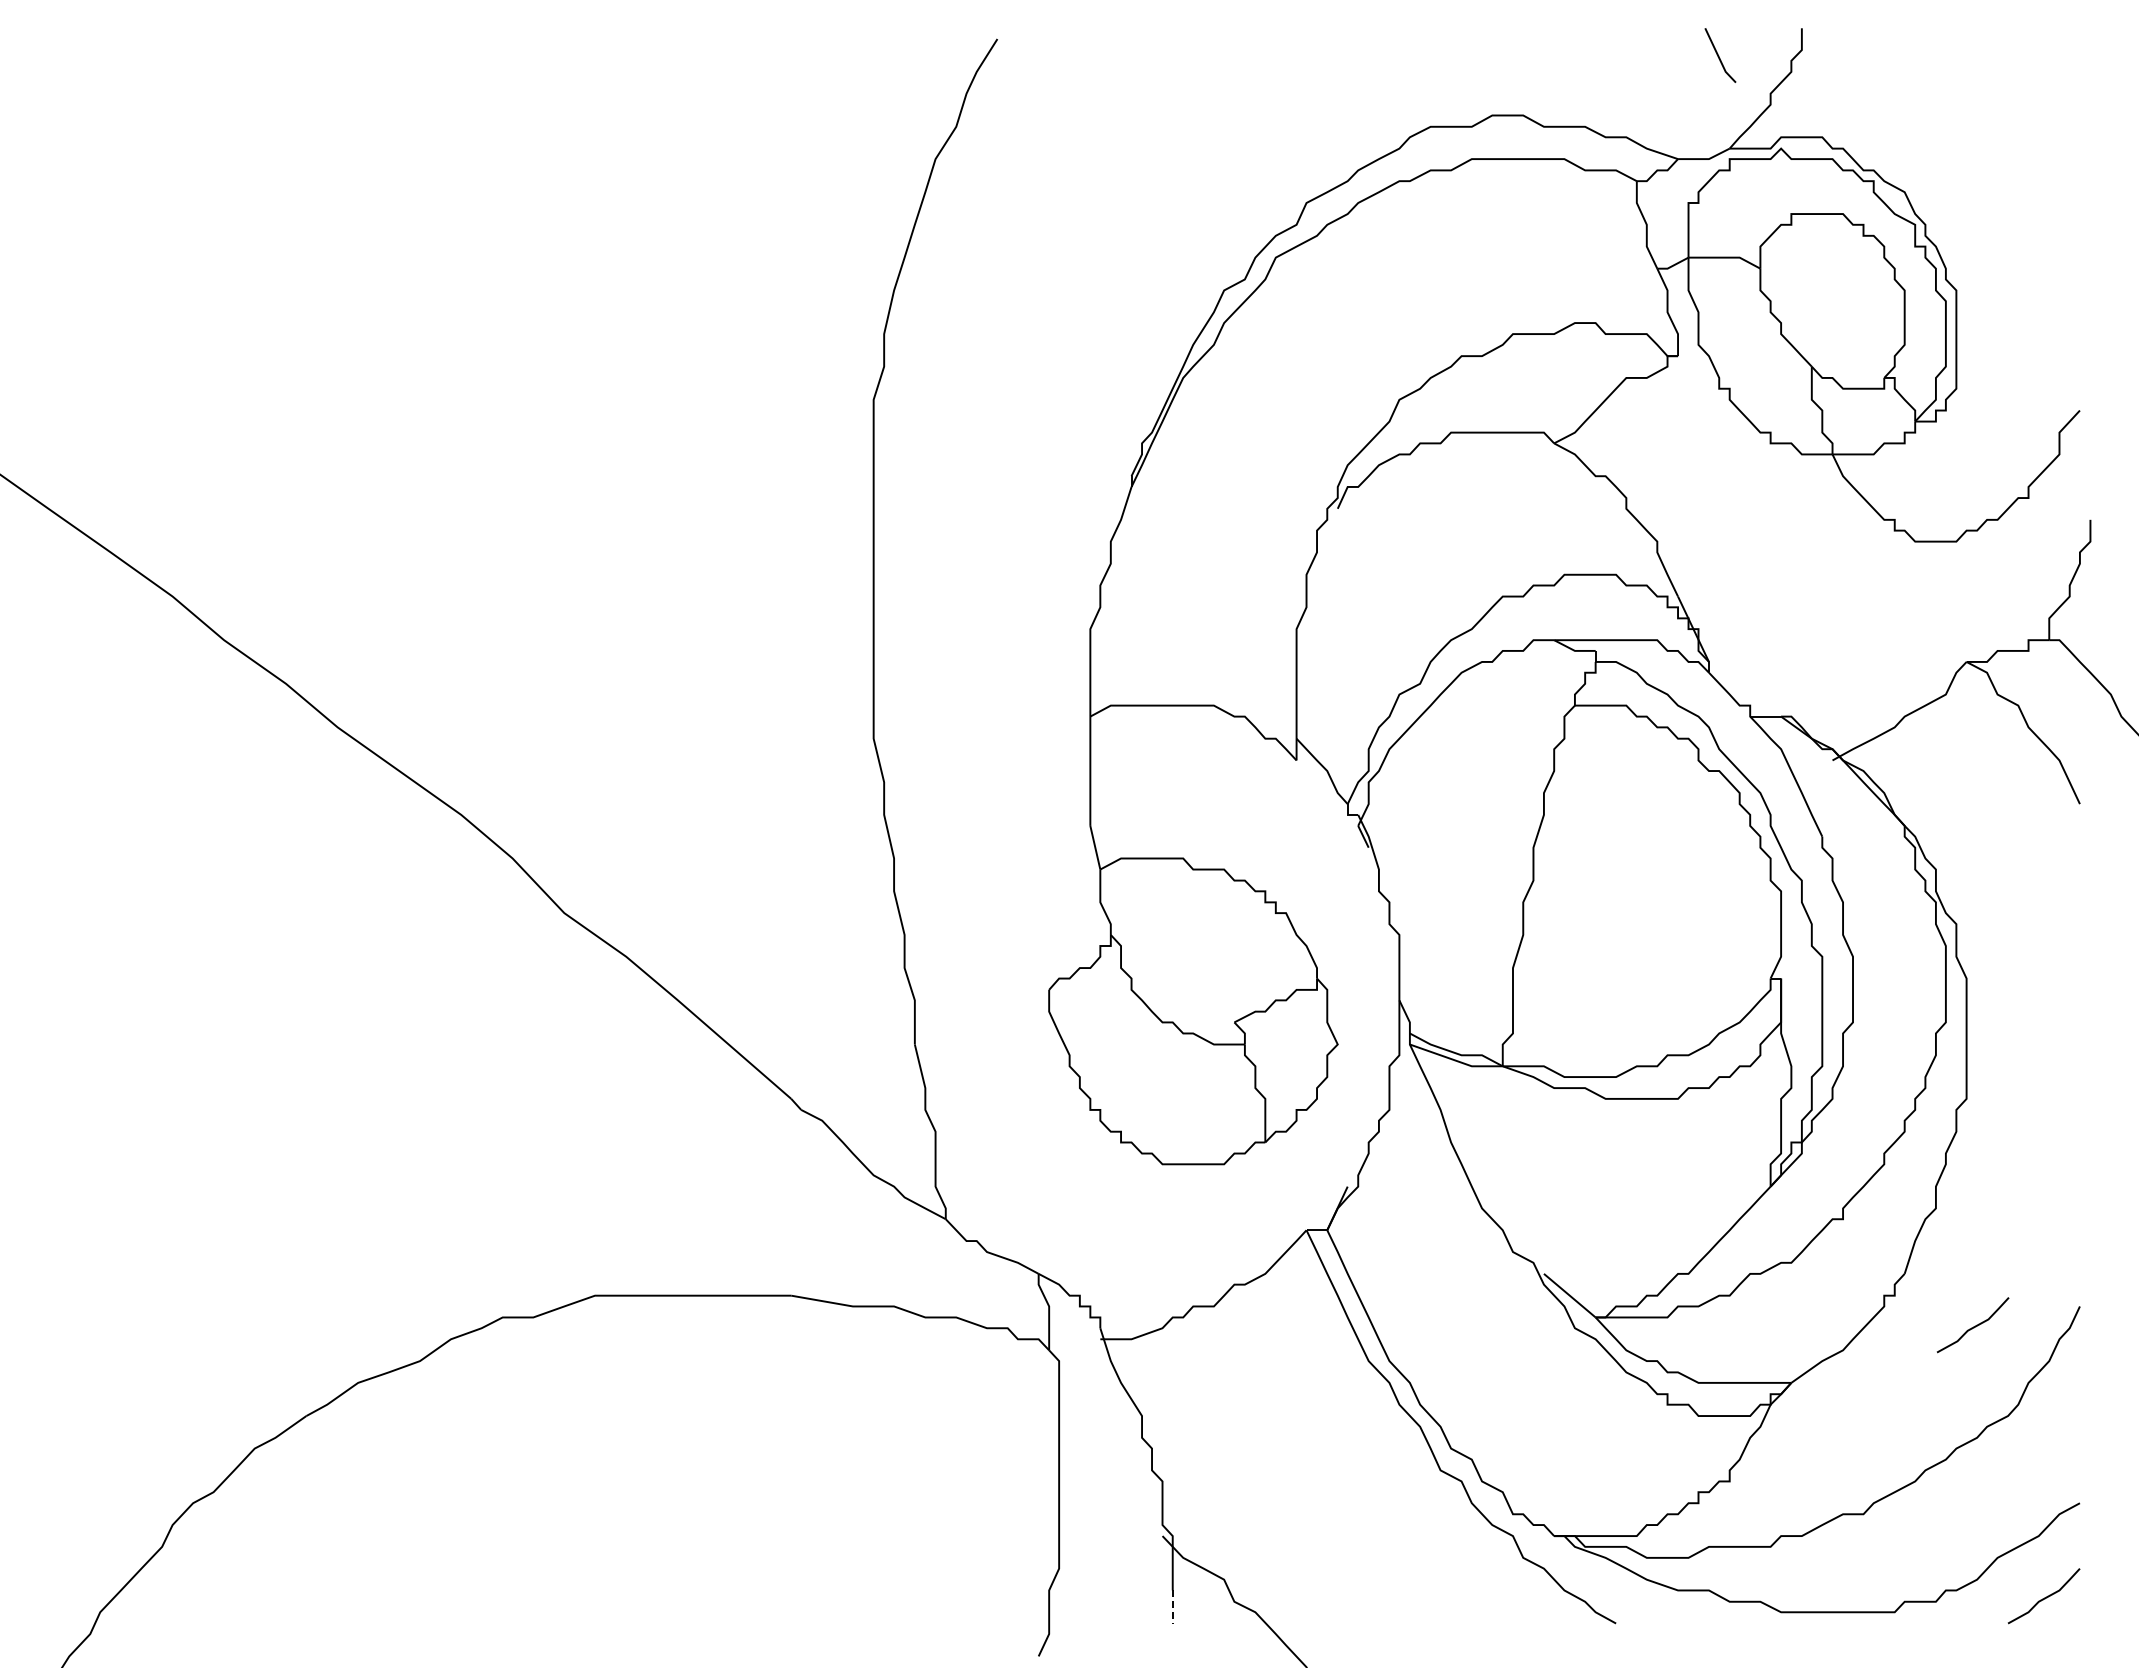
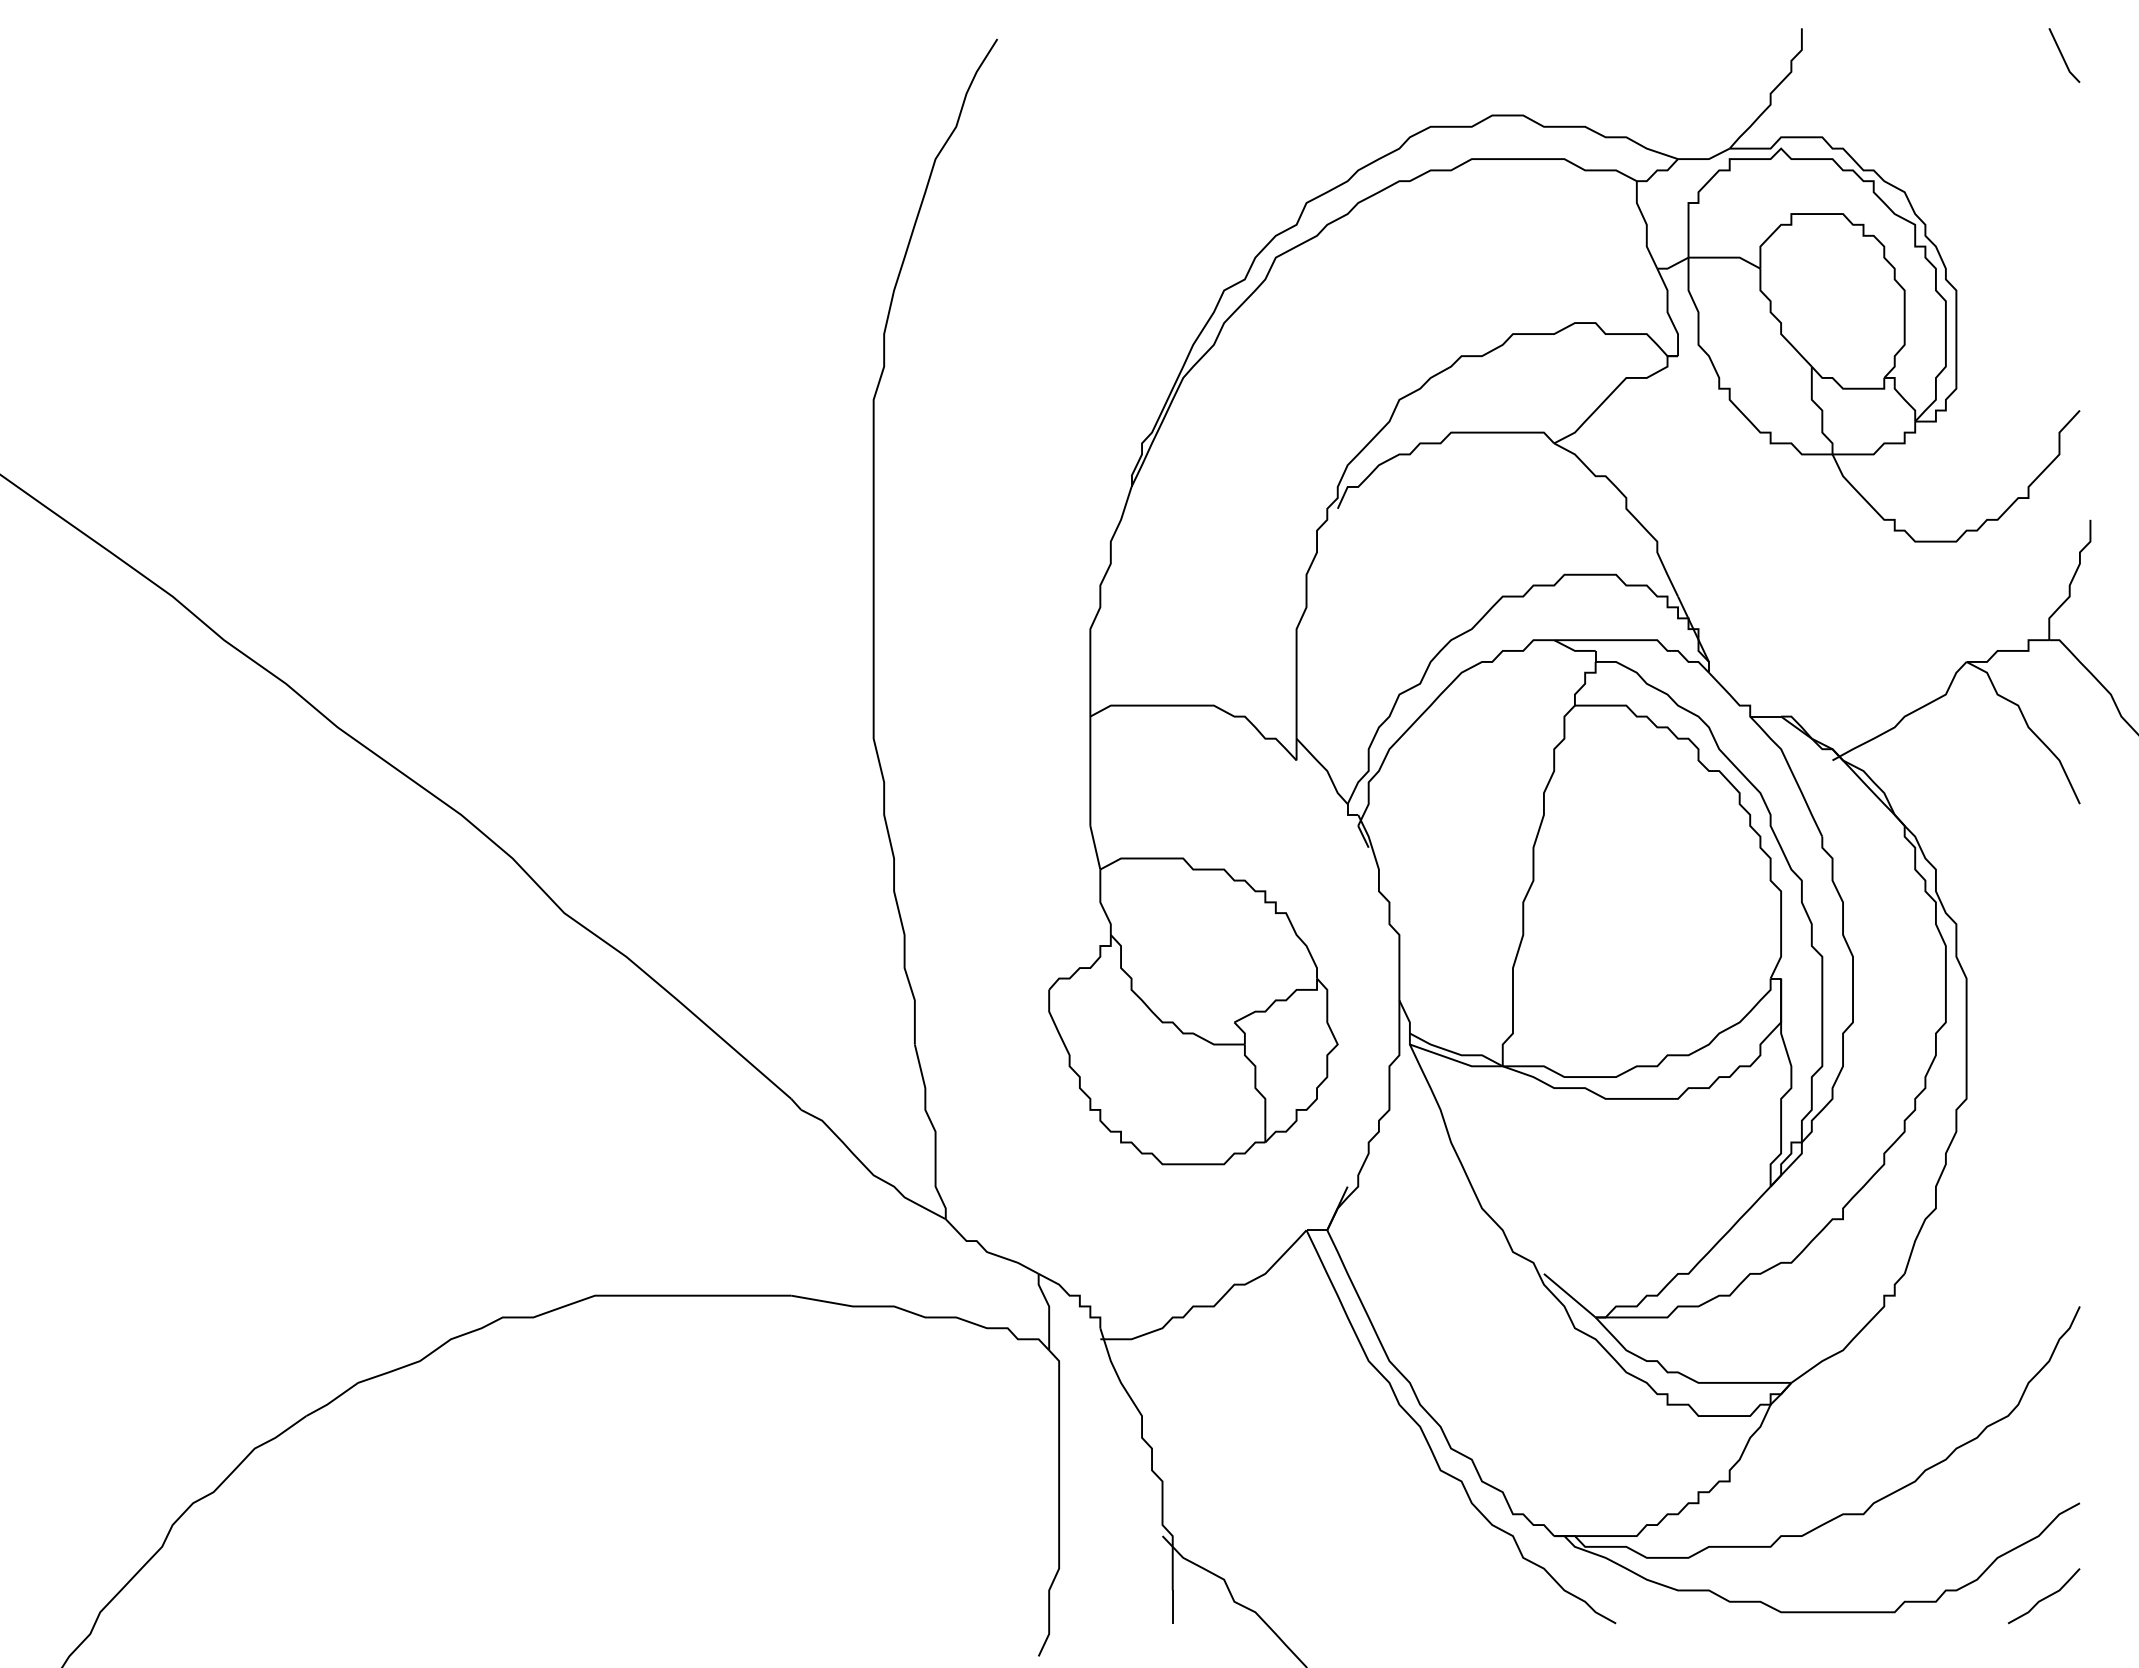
line position: (1719, 56) -> (2063, 56) (2063, 56)
curve: present -> none (1973, 1326)
line: dashed -> solid (1172, 1607)
